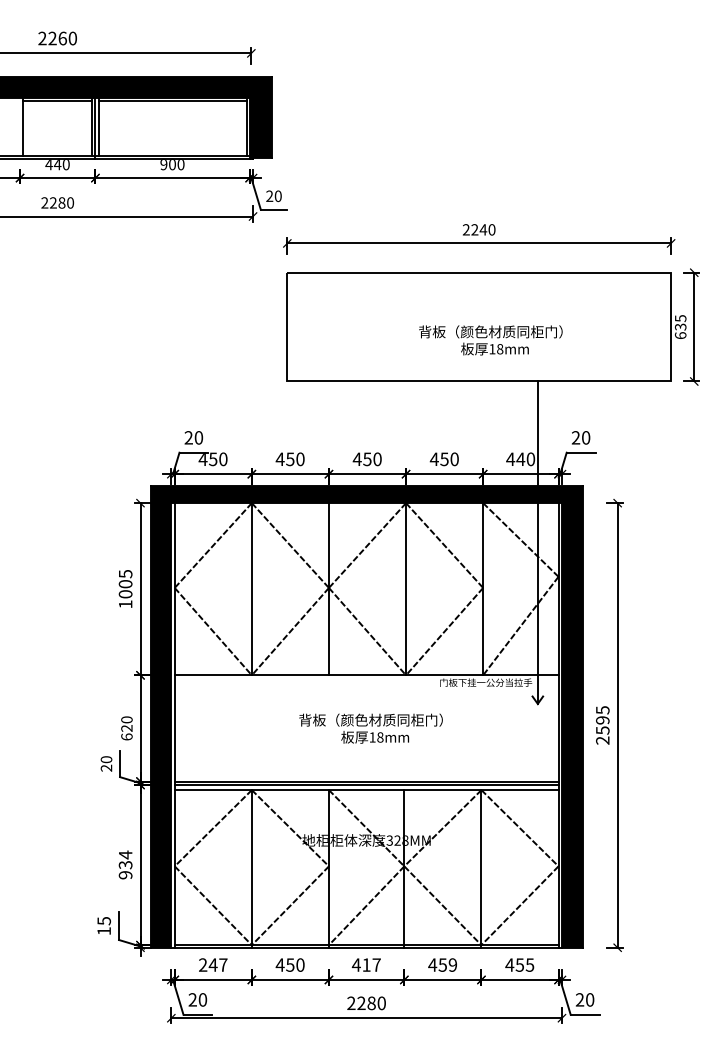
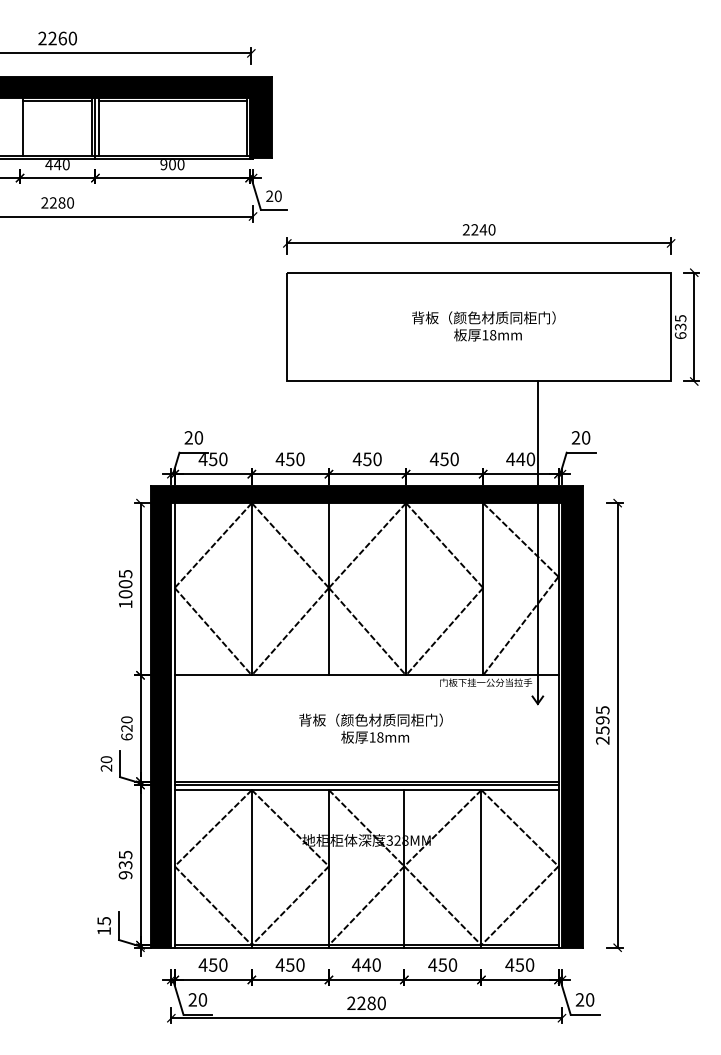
text position: (490, 340) -> (483, 326) (483, 326)
text: 934 -> 935 (125, 854)
text: 247 -> 450 (212, 964)
text: 417 -> 440 (371, 964)
text: 459 -> 450 (452, 964)
text: 455 -> 450 (529, 964)
